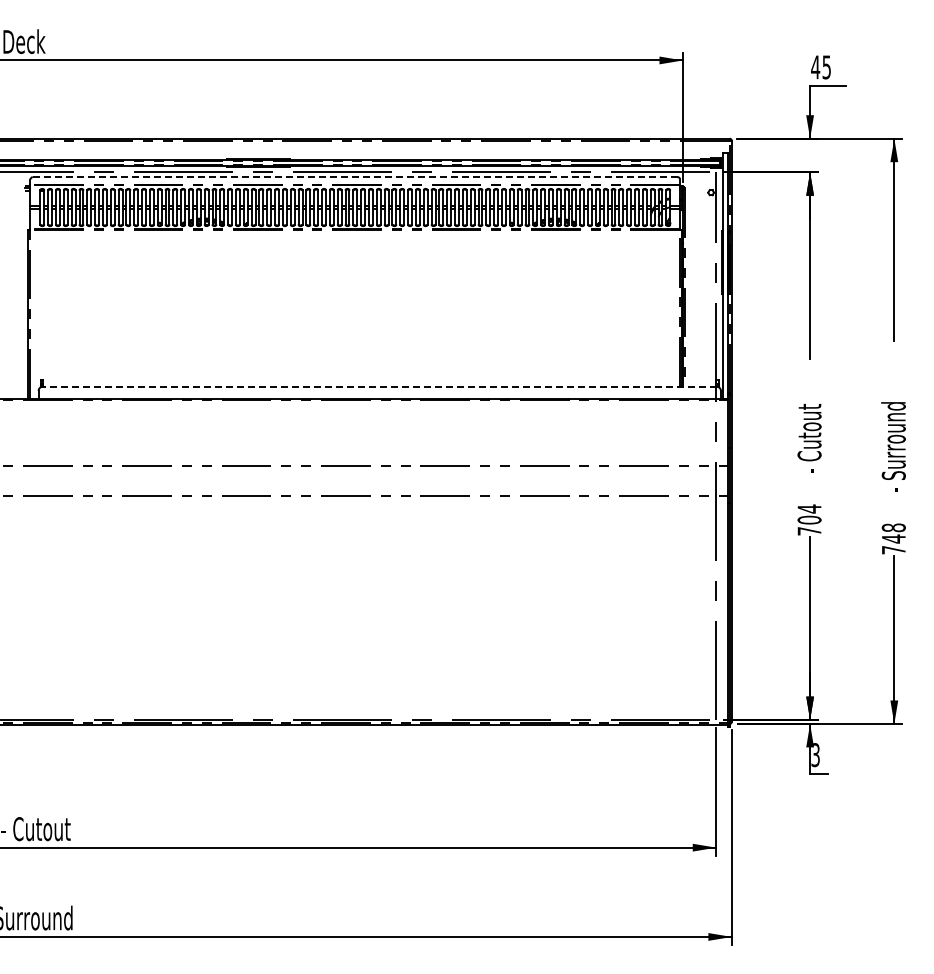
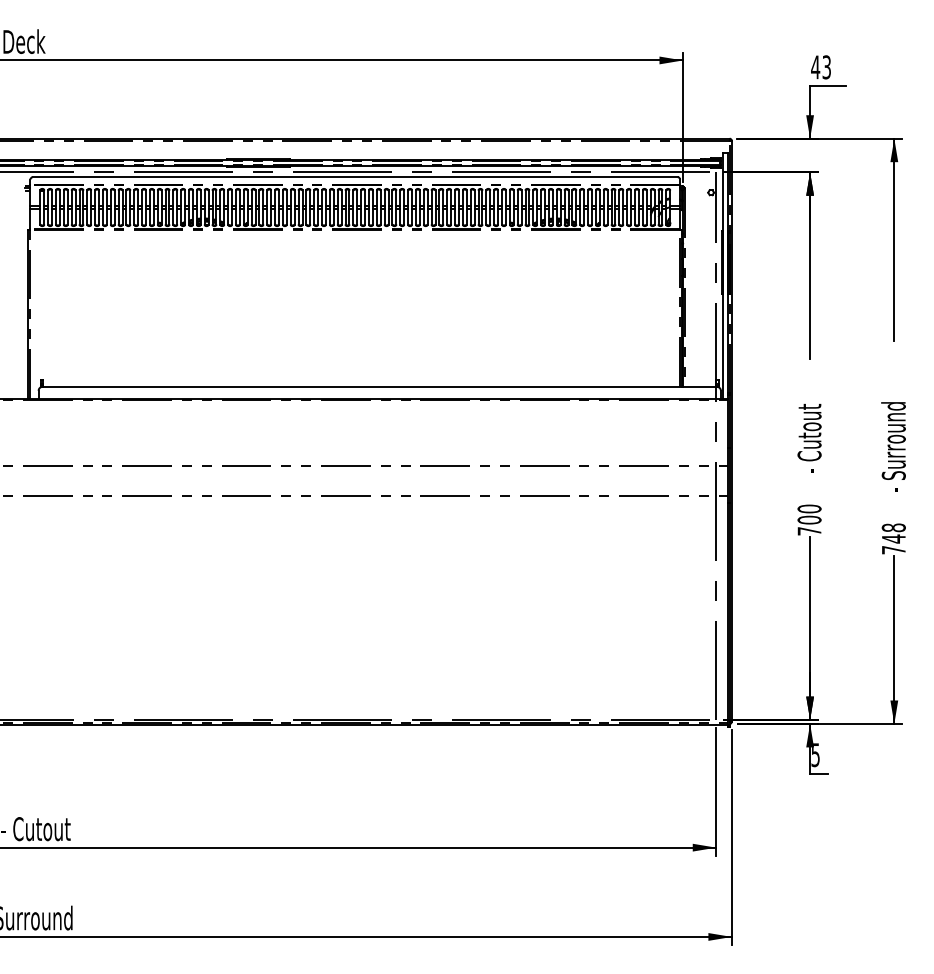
text: 45 -> 43 (826, 66)
line: dashed -> solid (354, 177)
line: dashed -> solid (379, 386)
text: 704 -> 700 (809, 508)
text: 3 -> 5 (815, 754)
